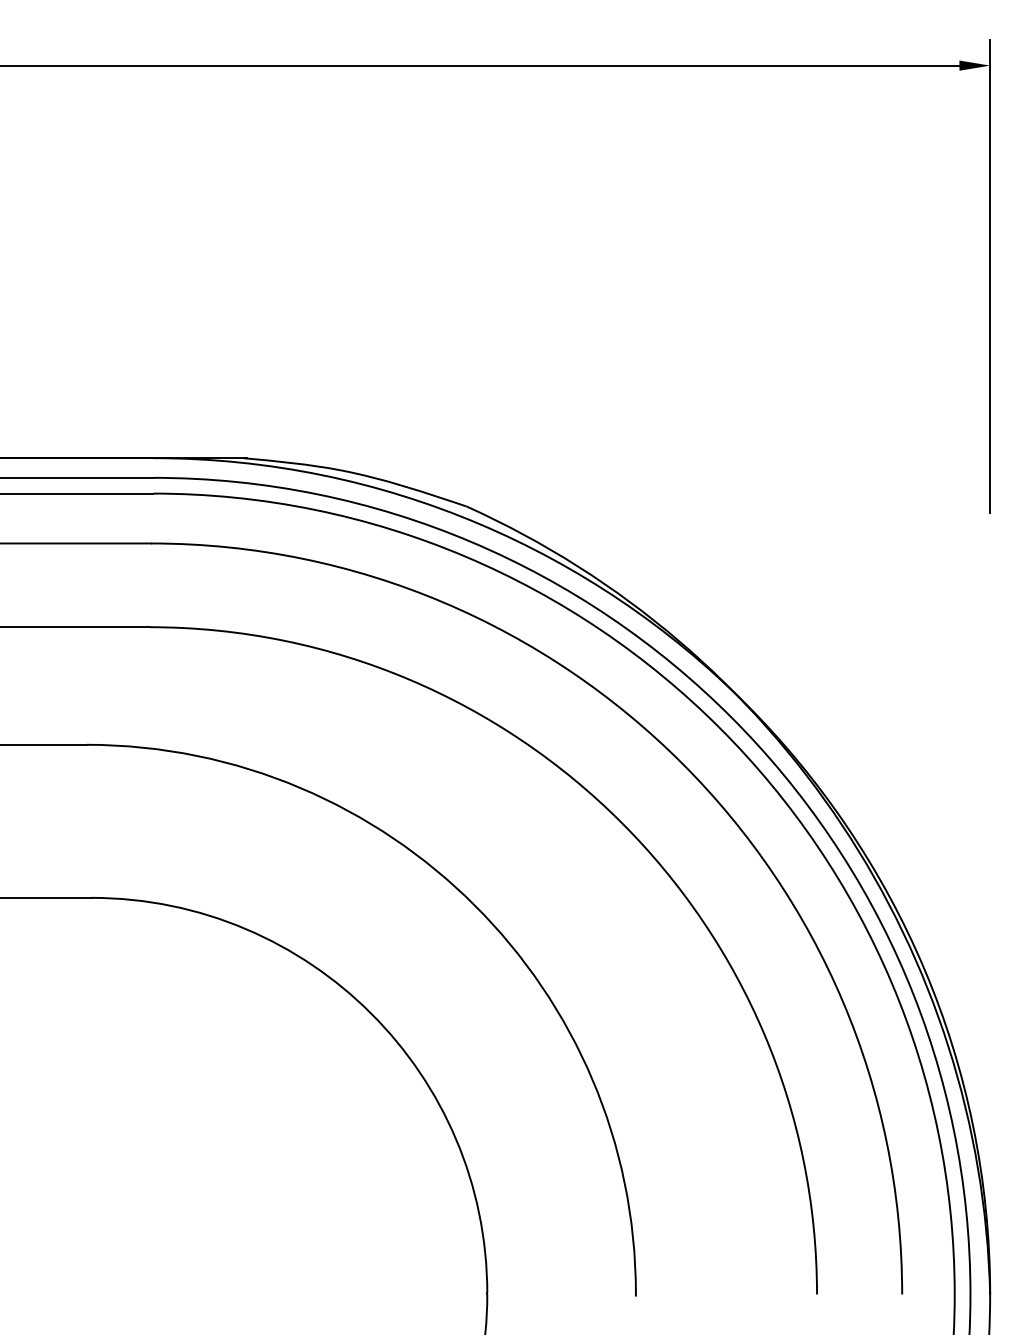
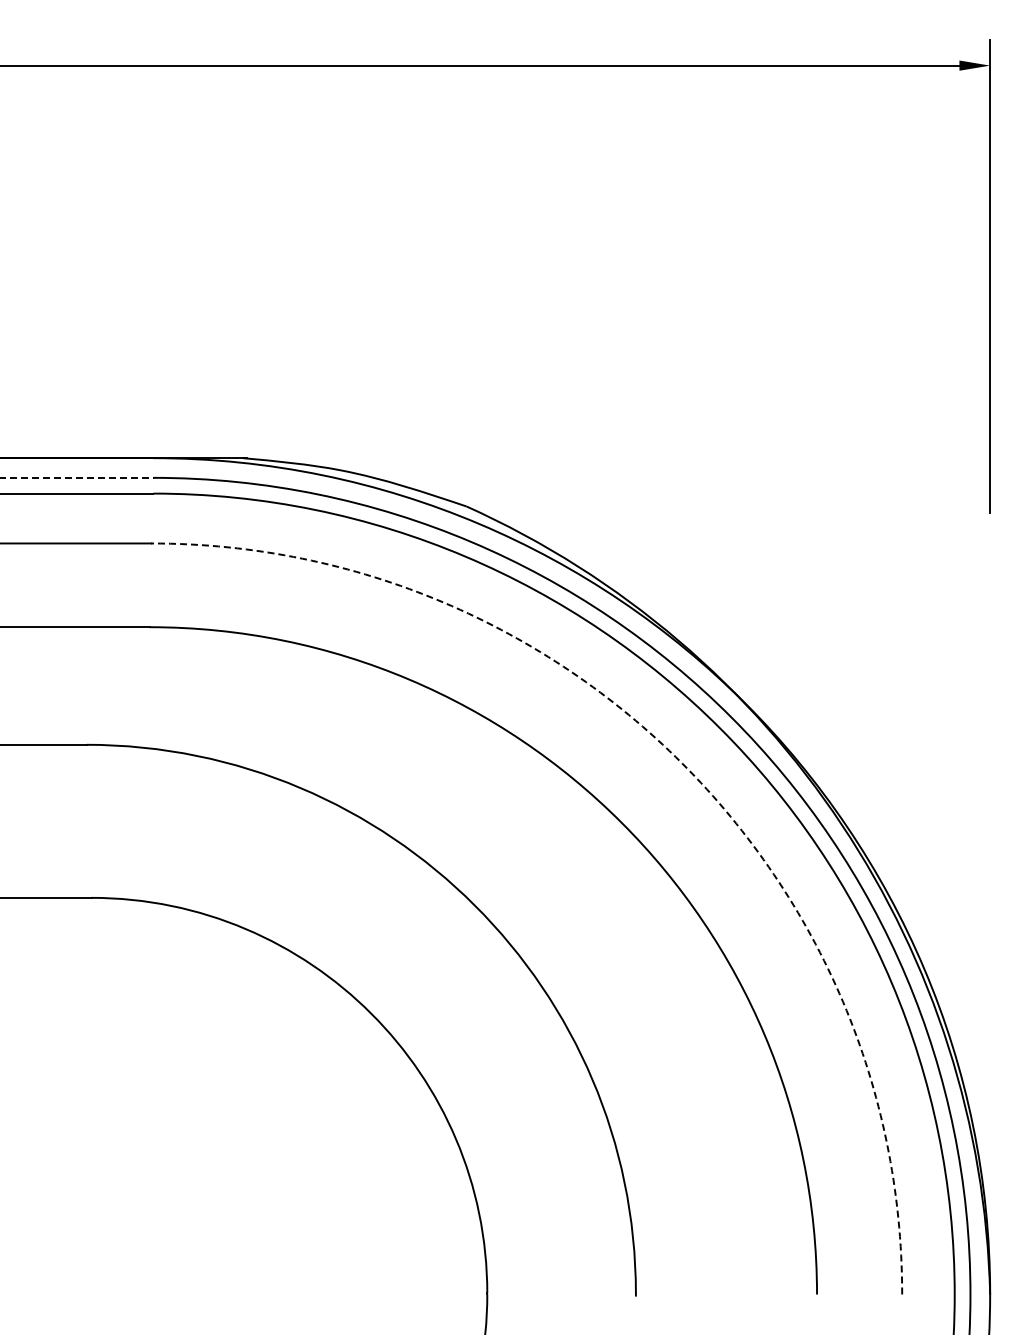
line: solid -> dashed (77, 477)
arc: solid -> dashed (682, 763)
